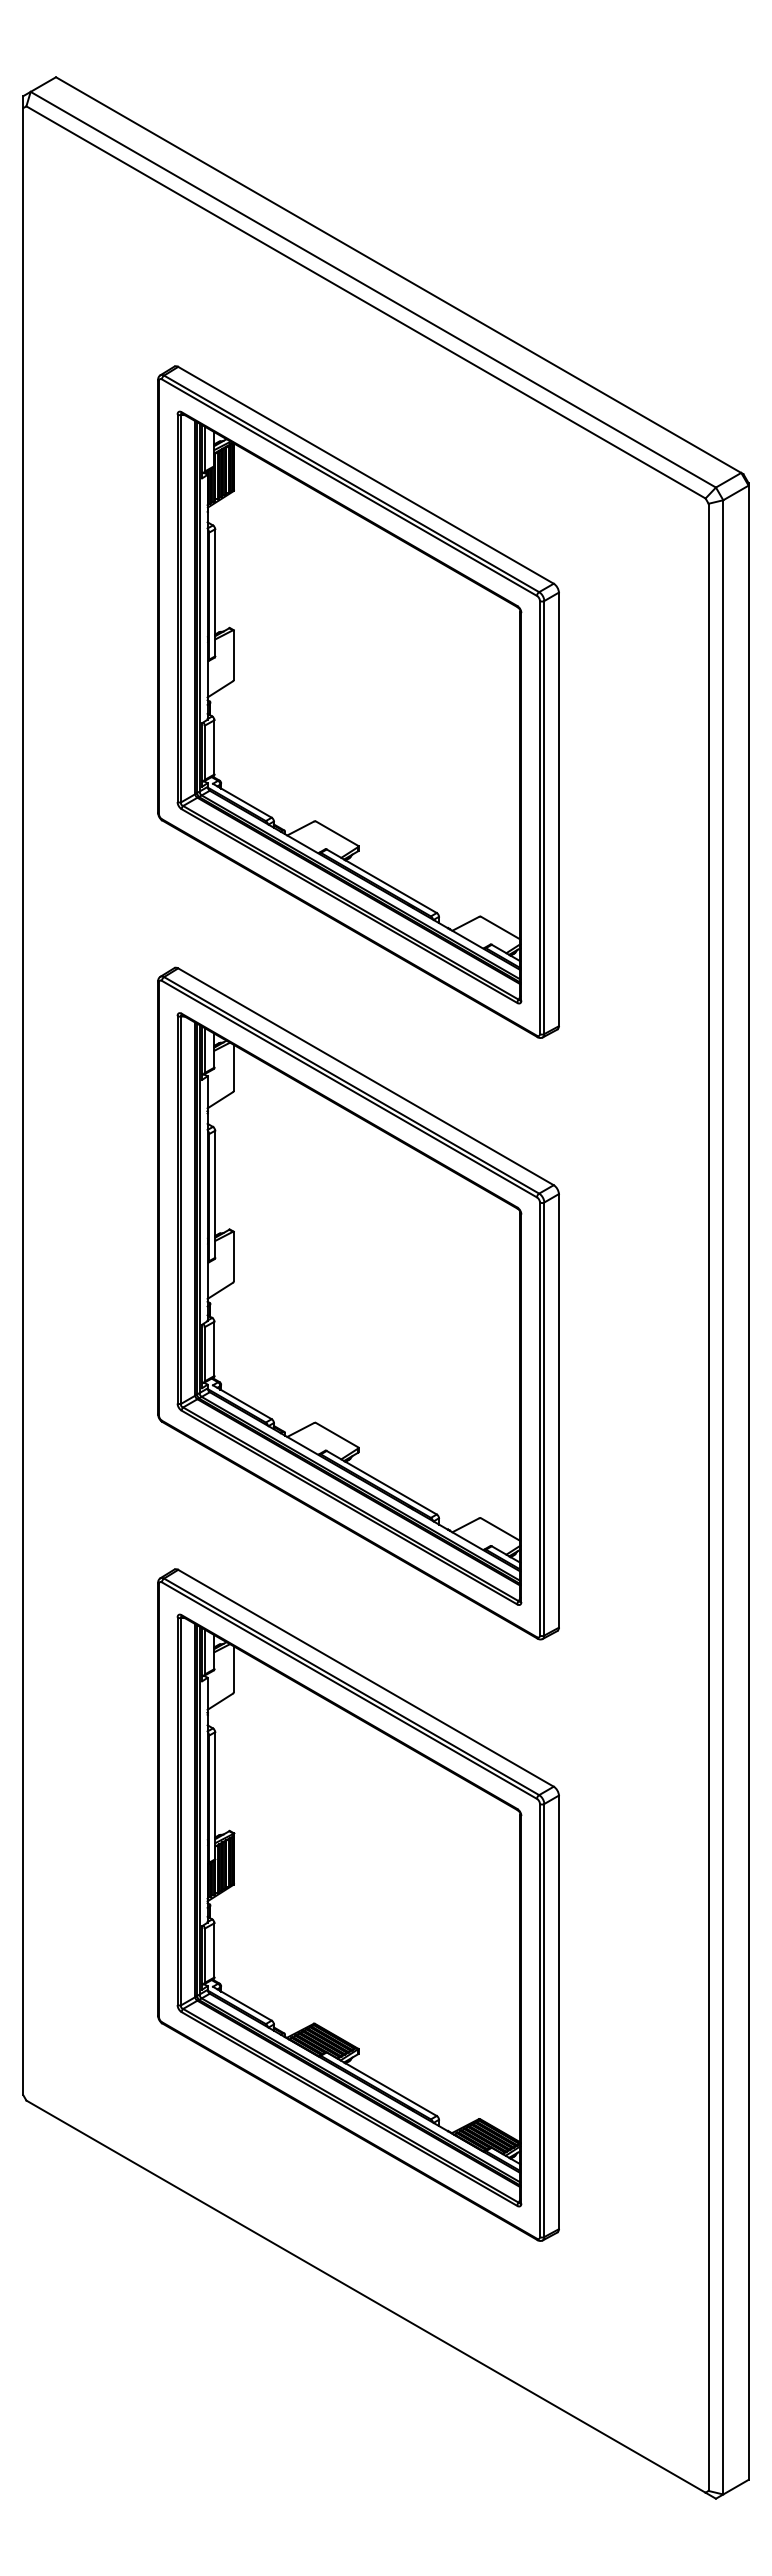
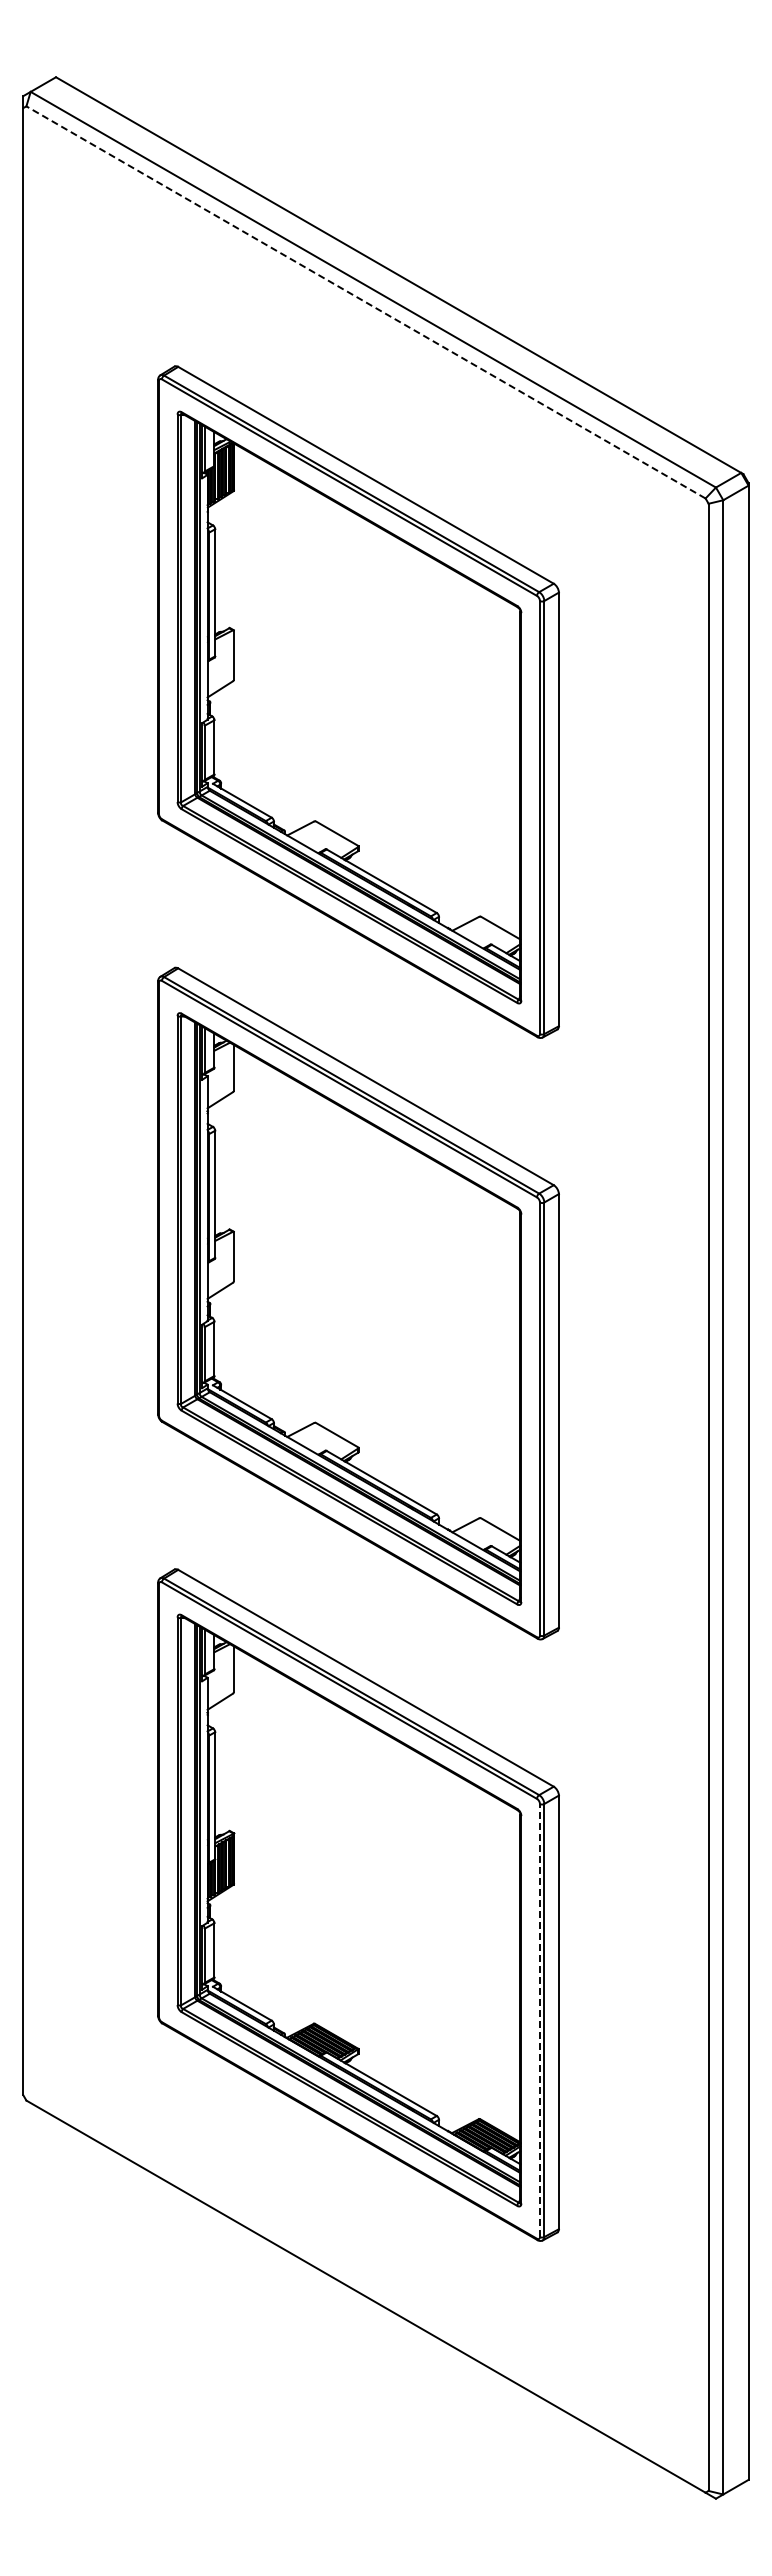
line: solid -> dashed (365, 302)
line: solid -> dashed (539, 2020)
